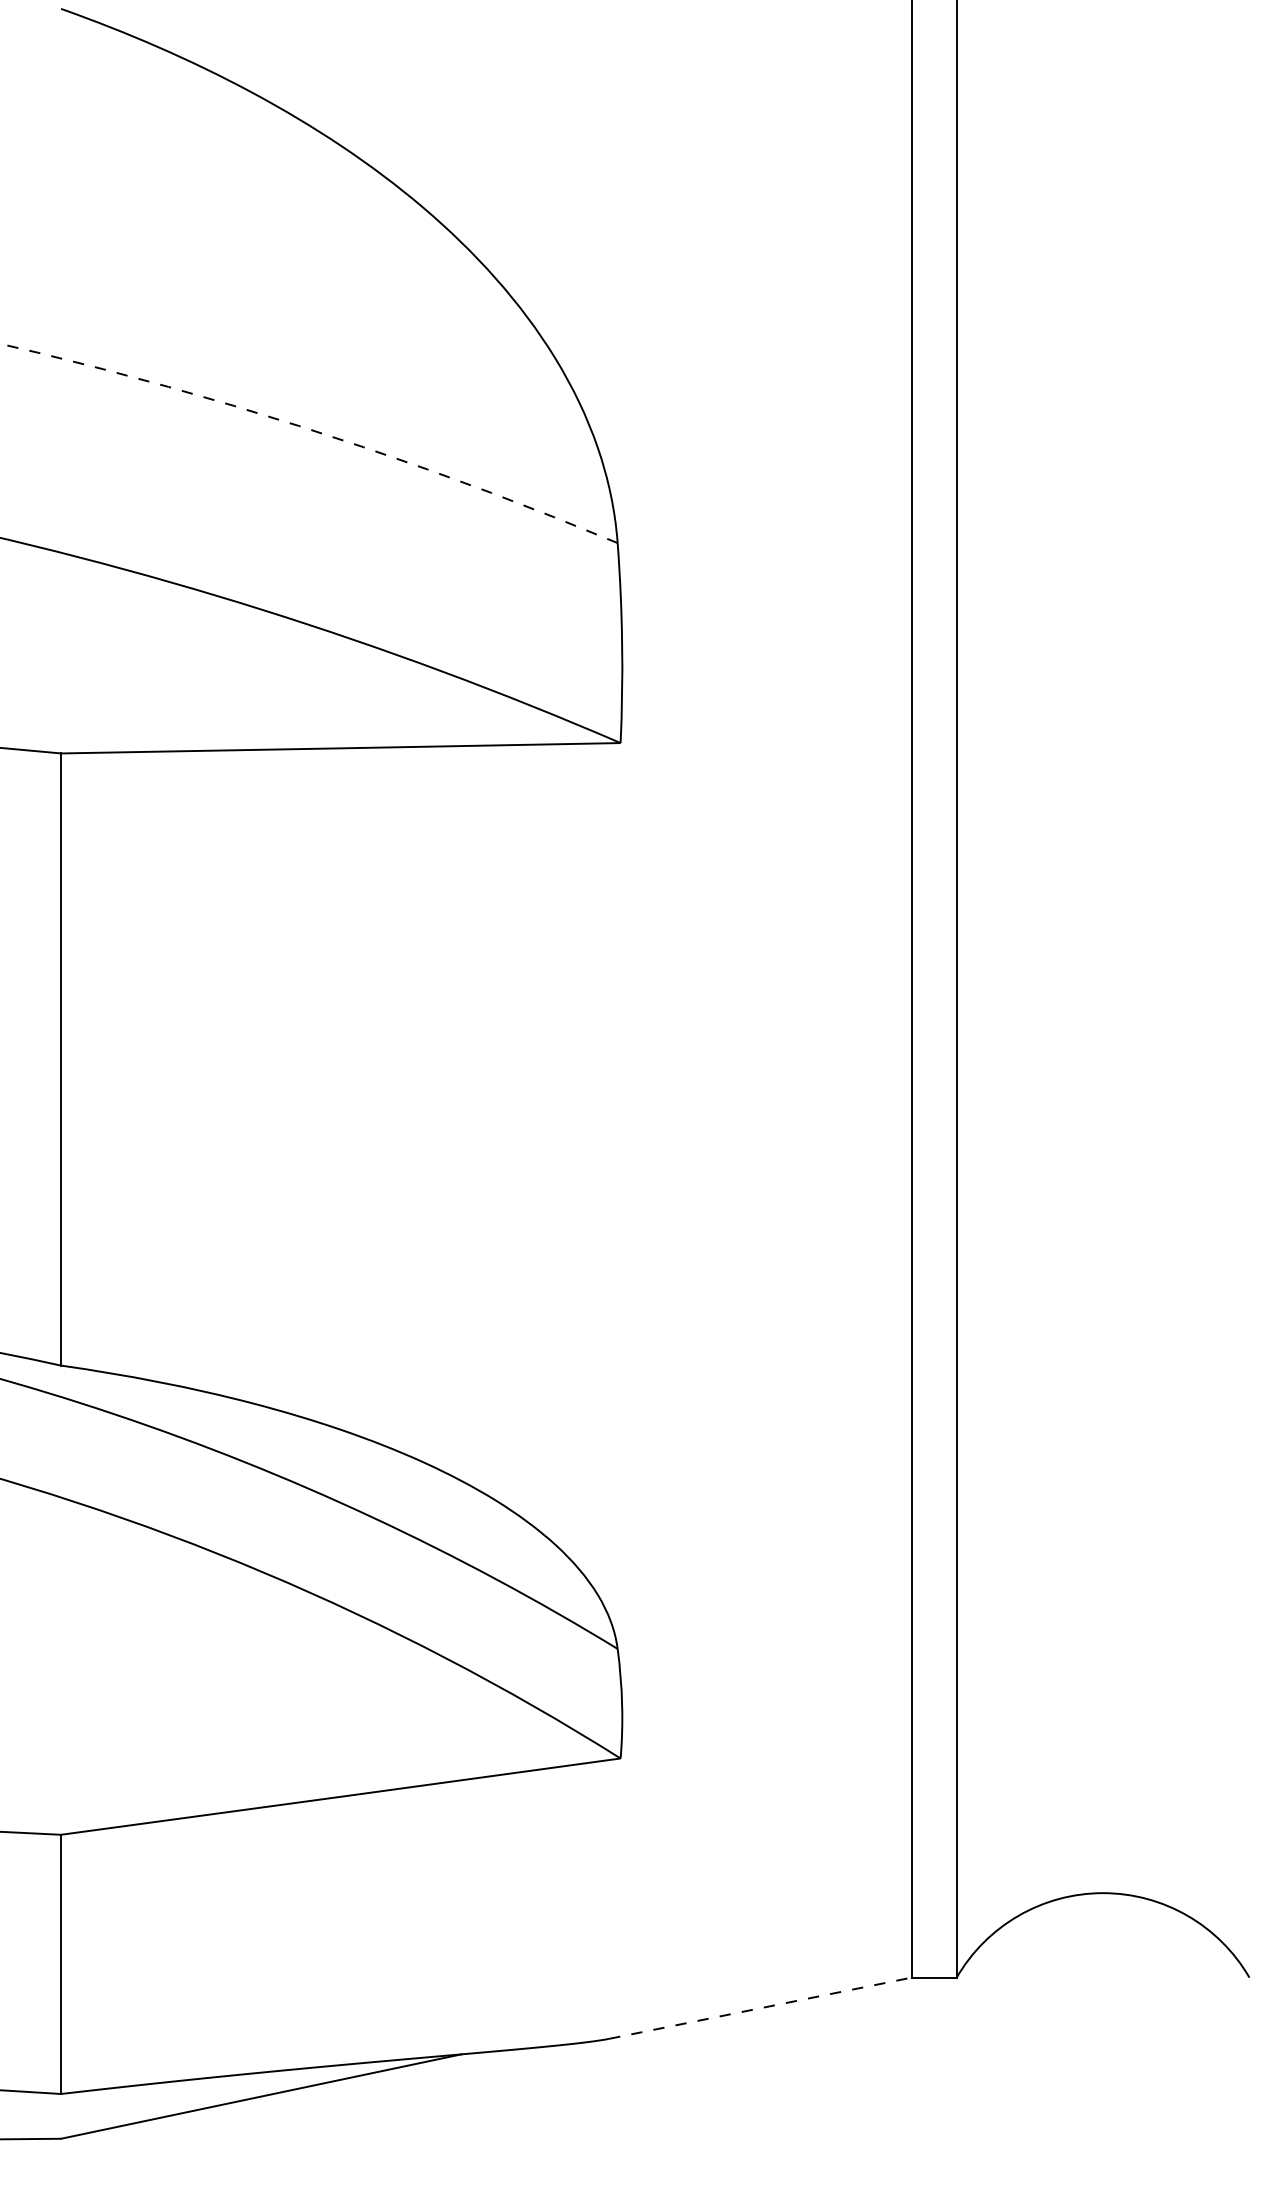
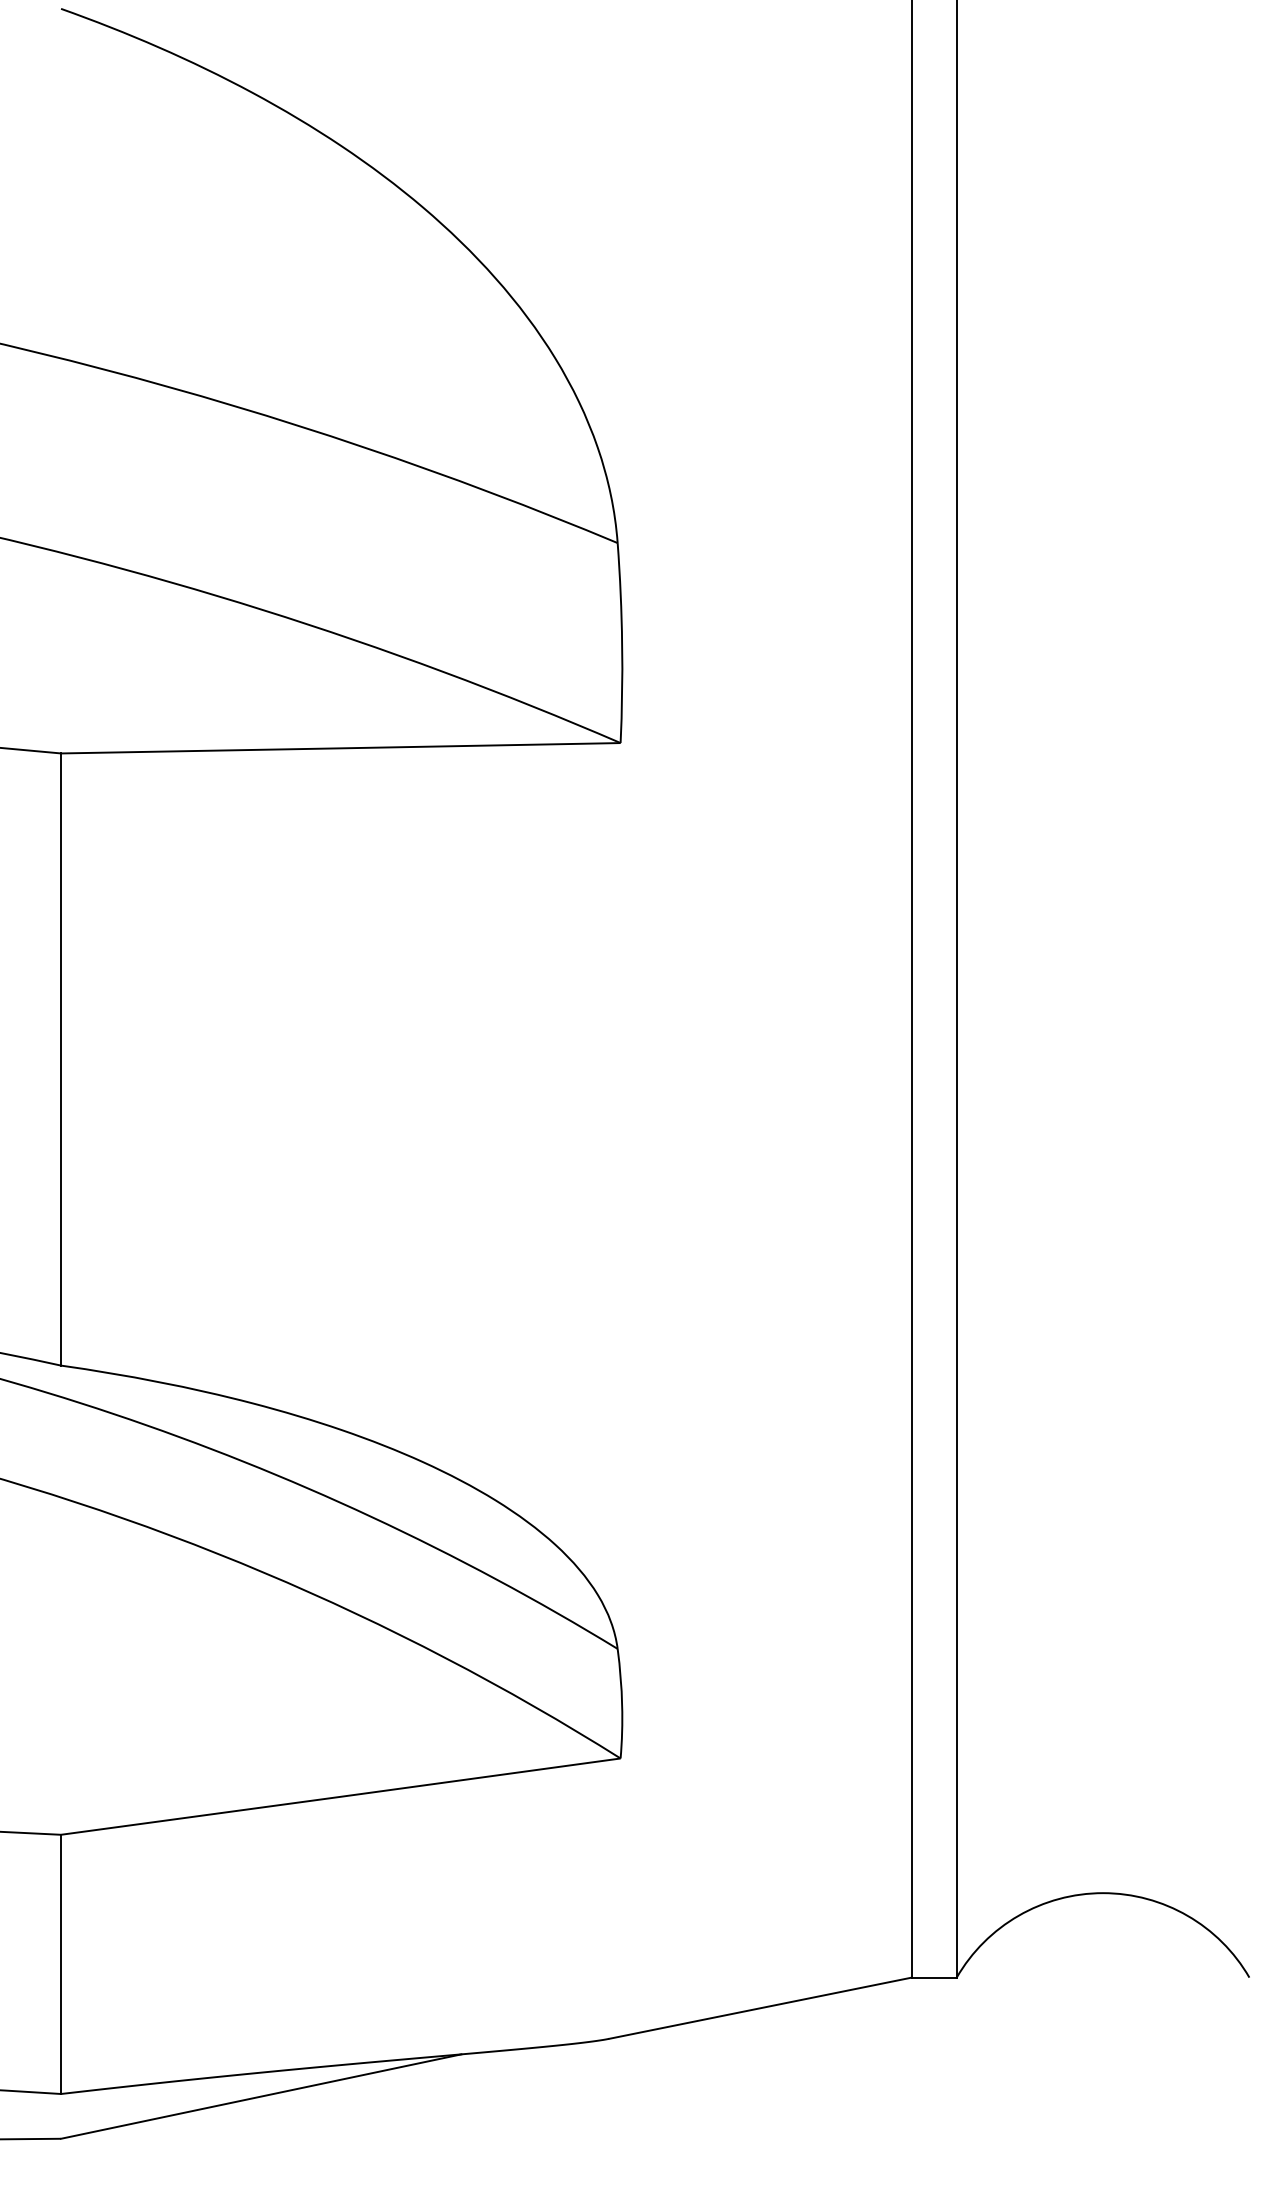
arc: dashed -> solid (313, 430)
line: dashed -> solid (760, 2008)
